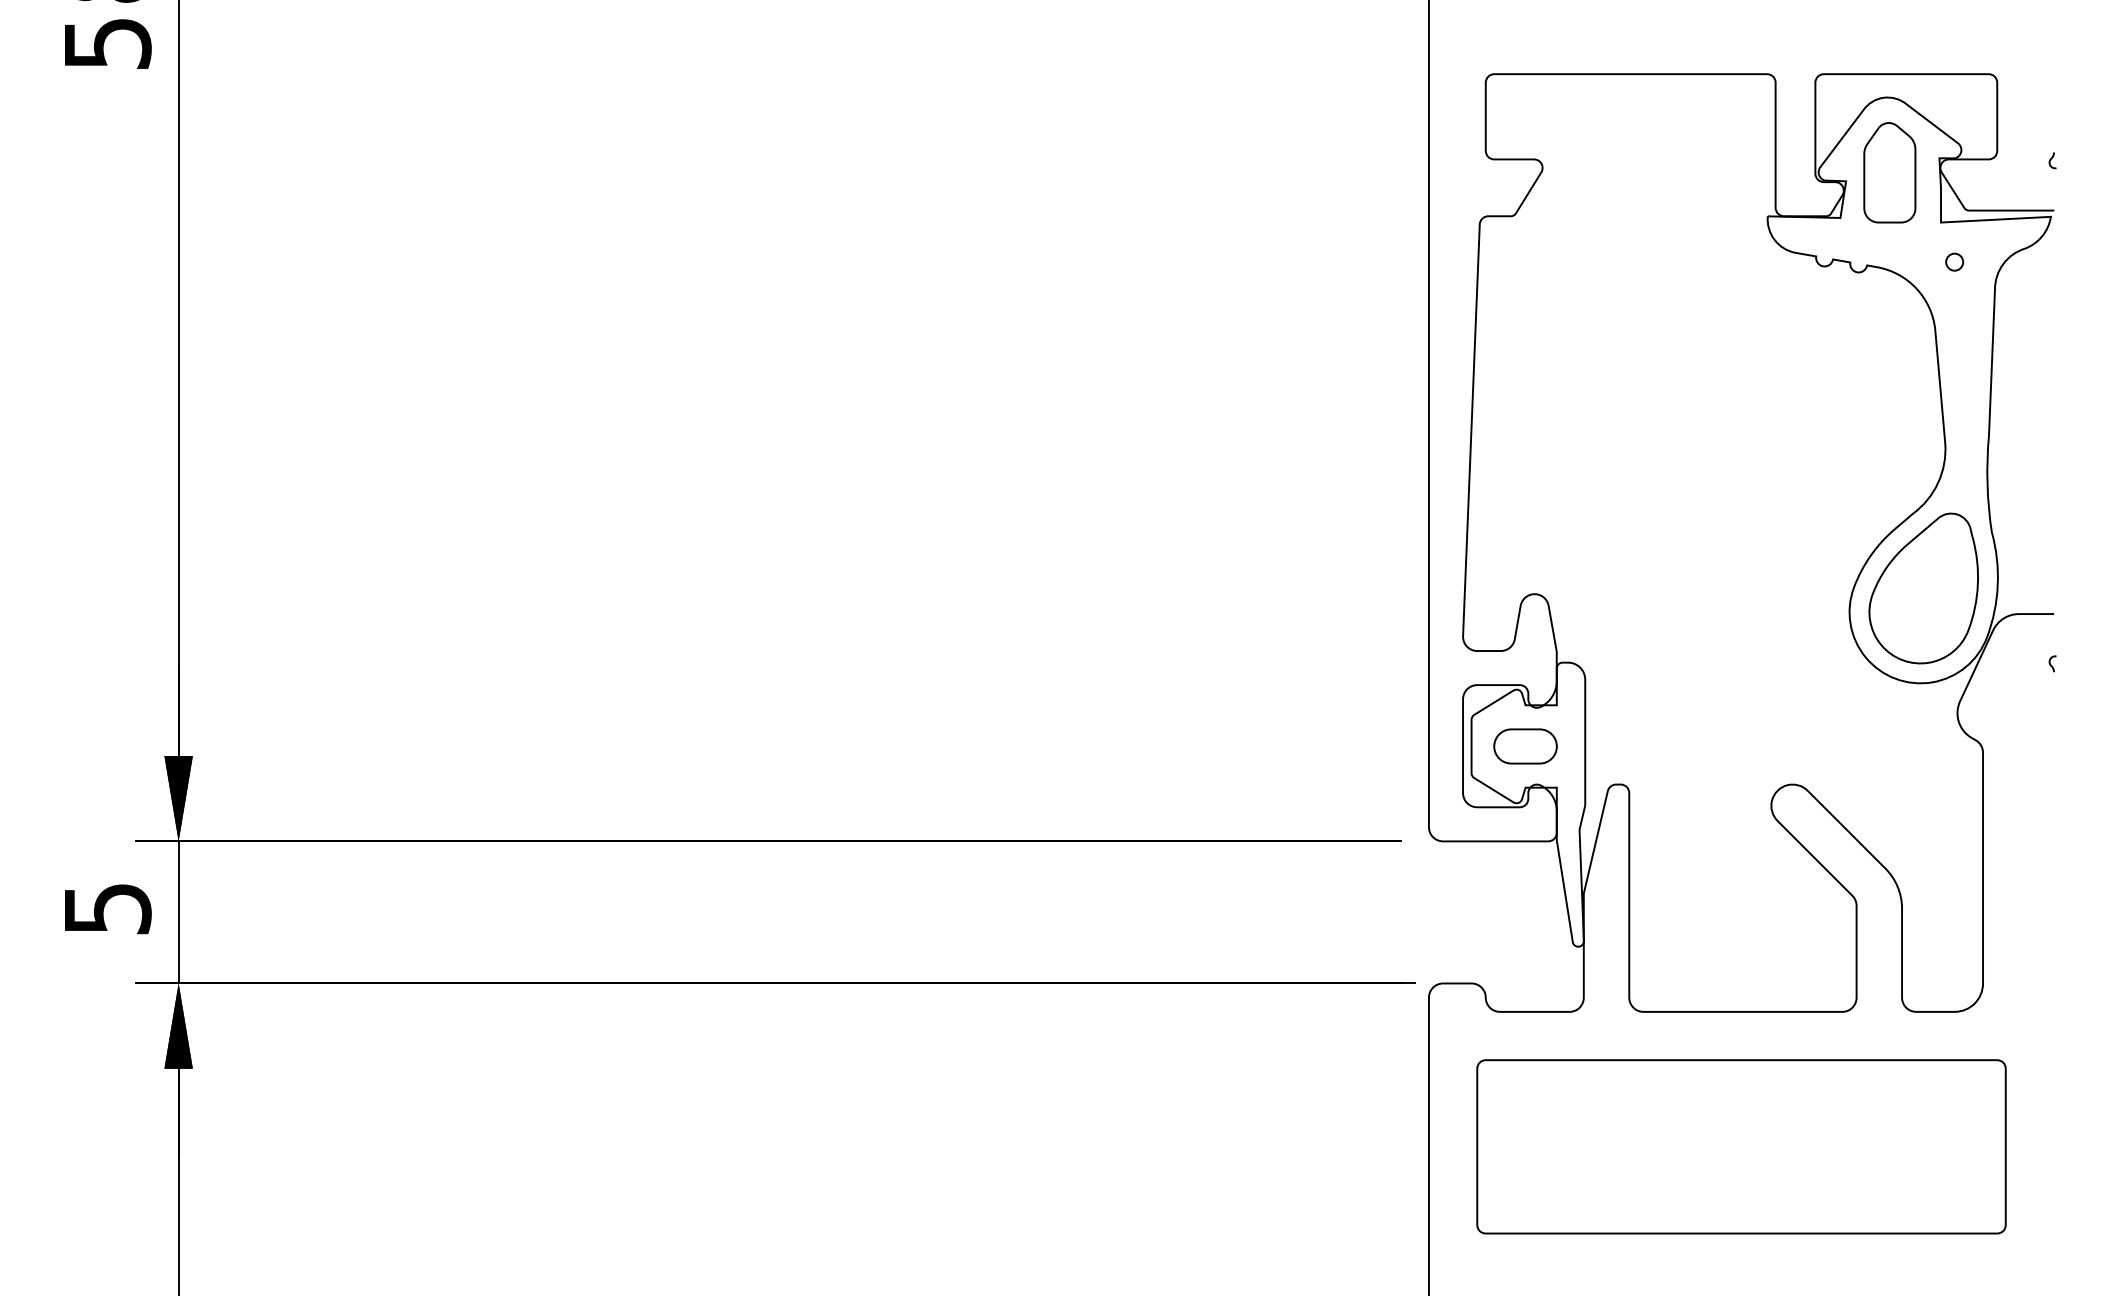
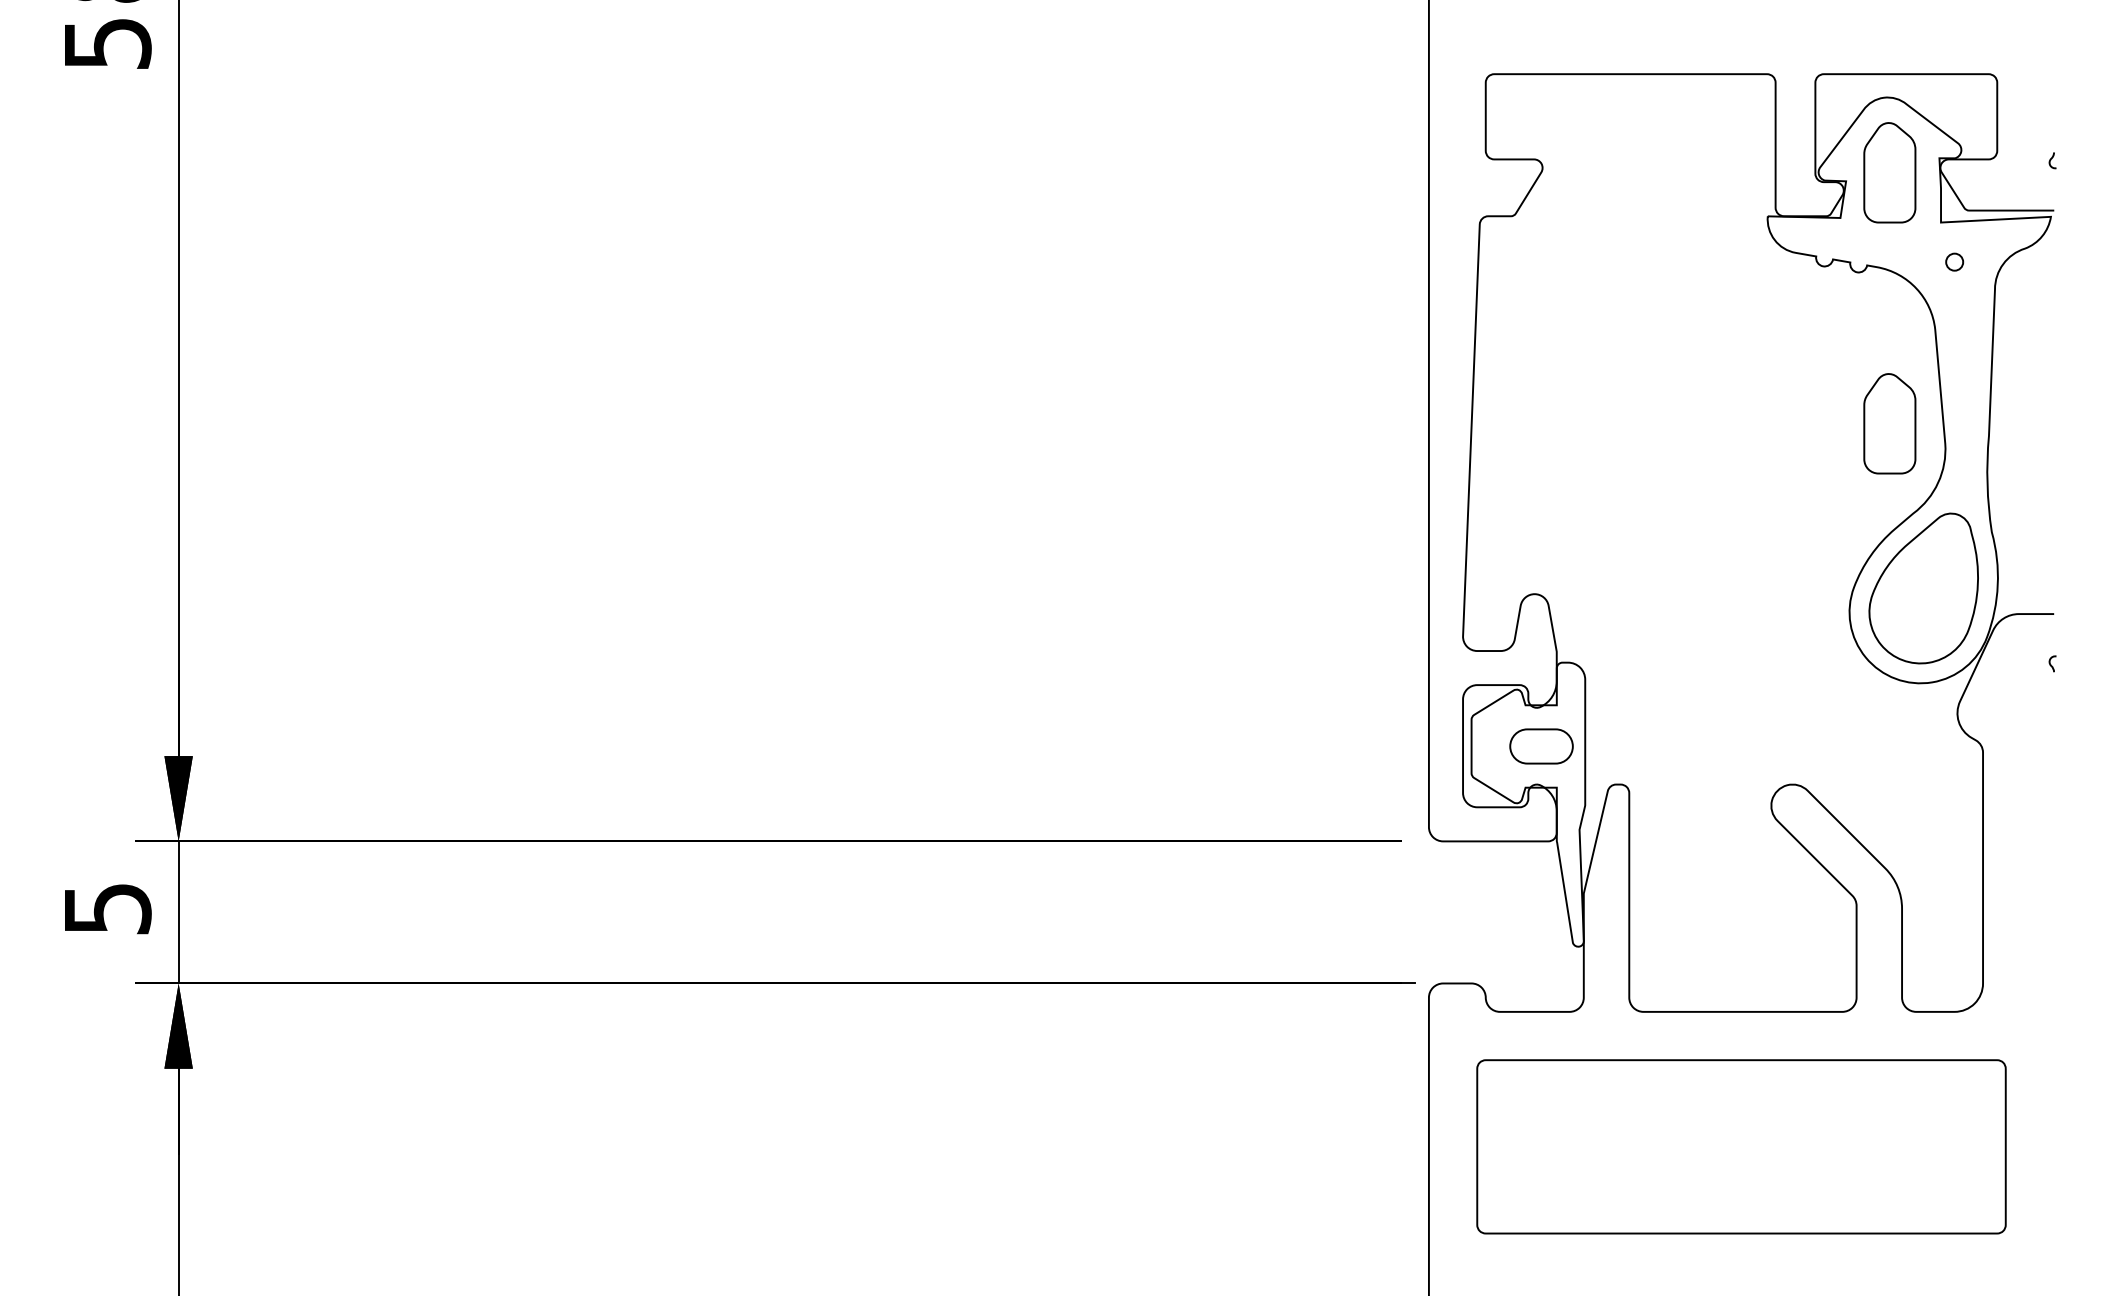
part: none -> present (1889, 423)
part position: (1525, 746) -> (1541, 746) (1541, 746)
